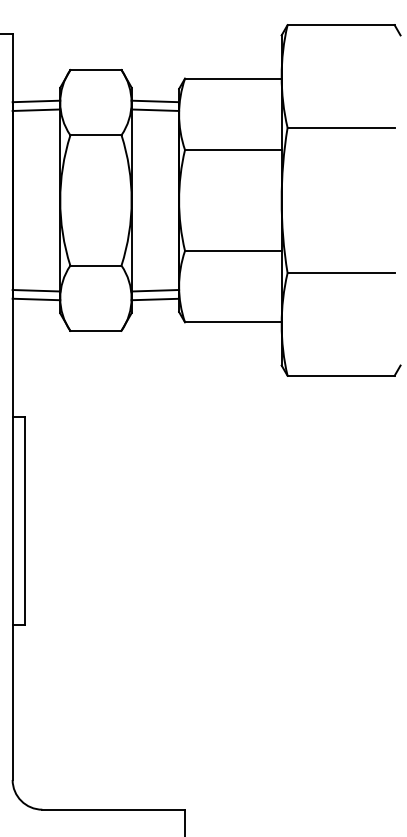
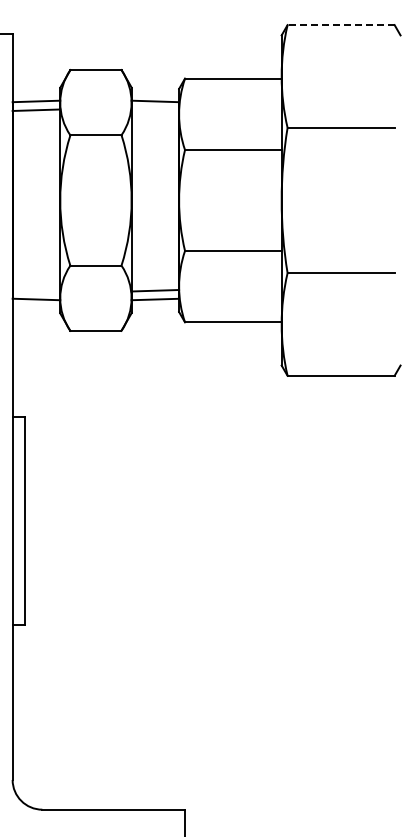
line: solid -> dashed (341, 25)
line: present -> none (155, 109)
line: present -> none (36, 290)
